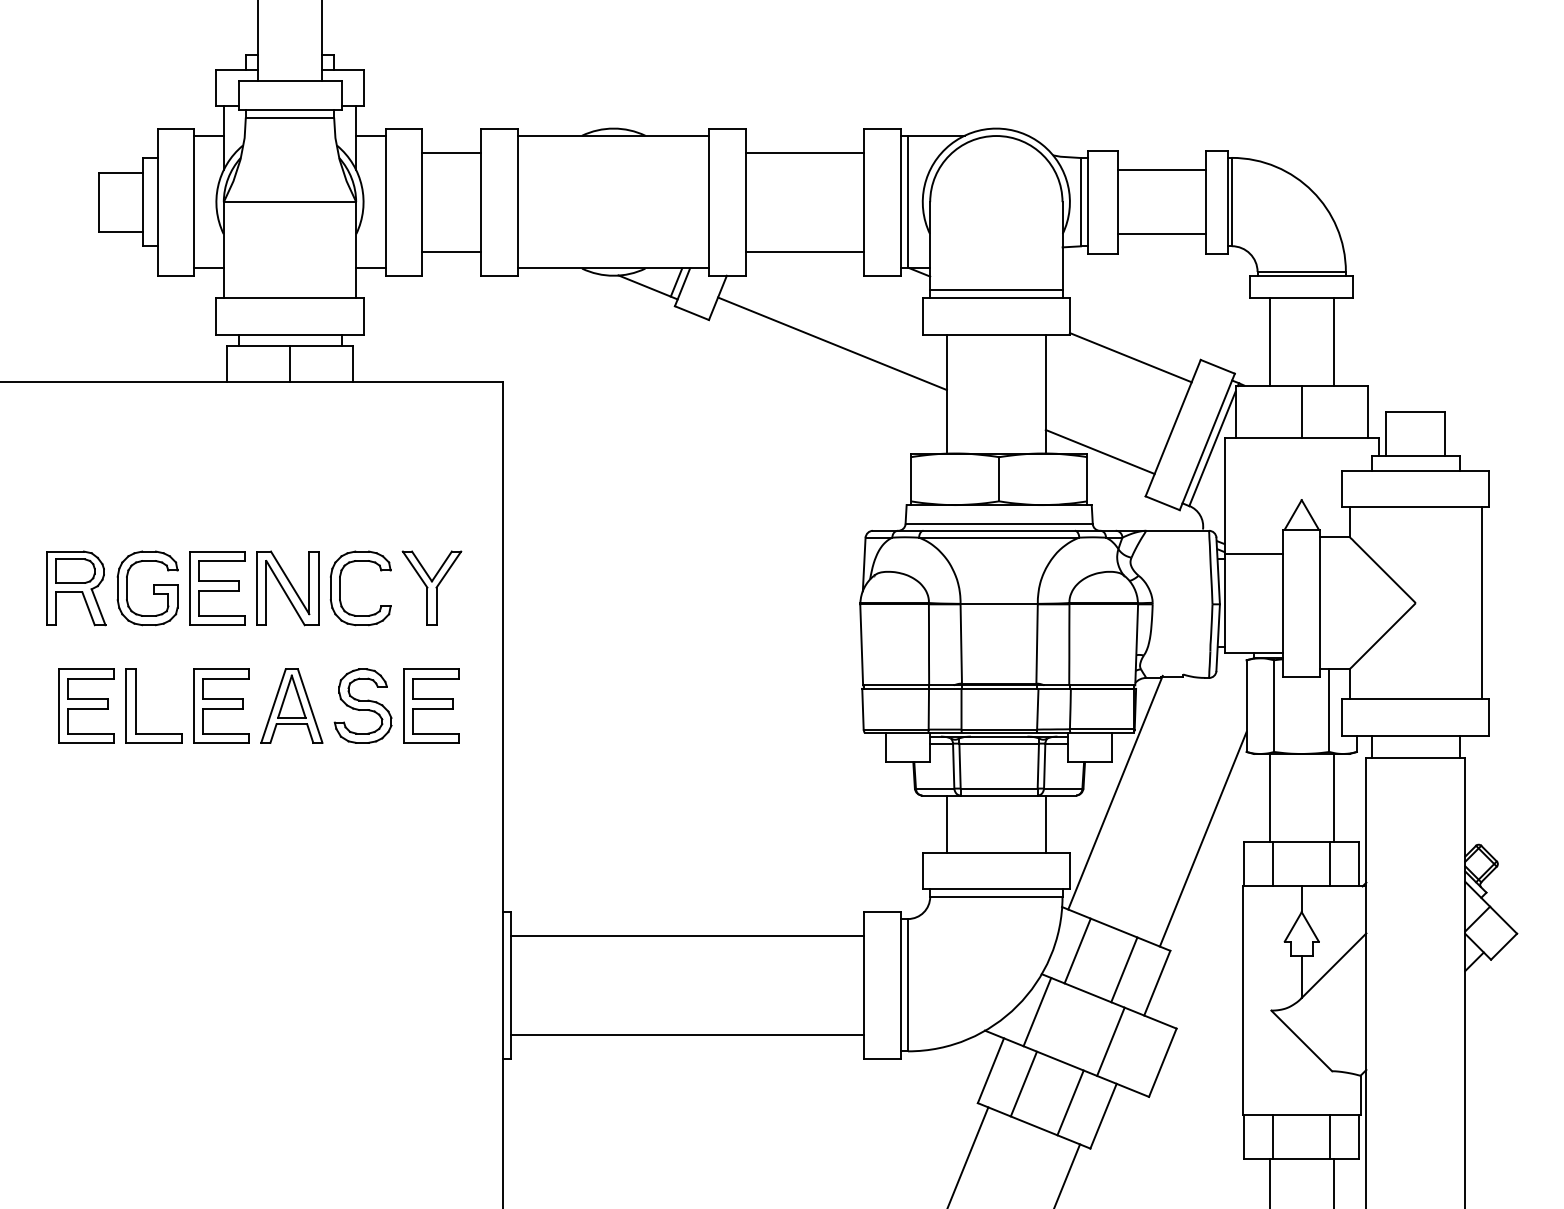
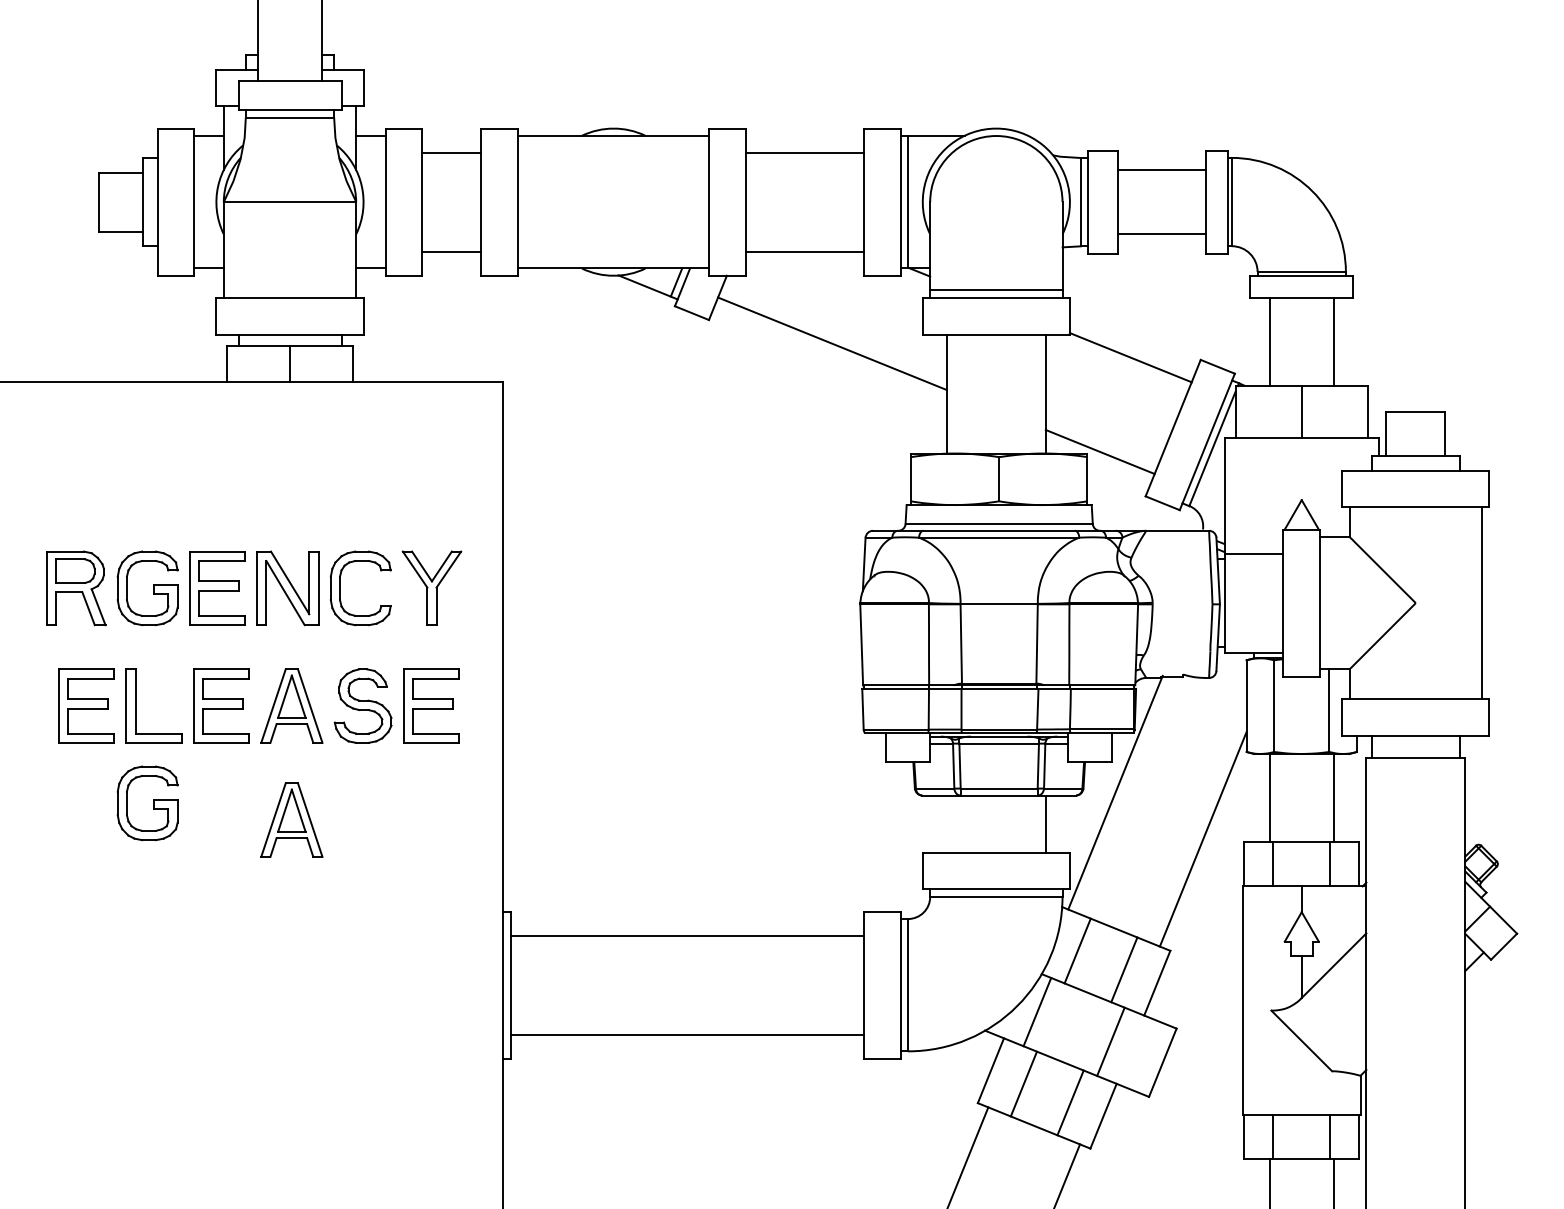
part: none -> present (147, 803)
part: none -> present (291, 819)
line: present -> none (946, 823)
